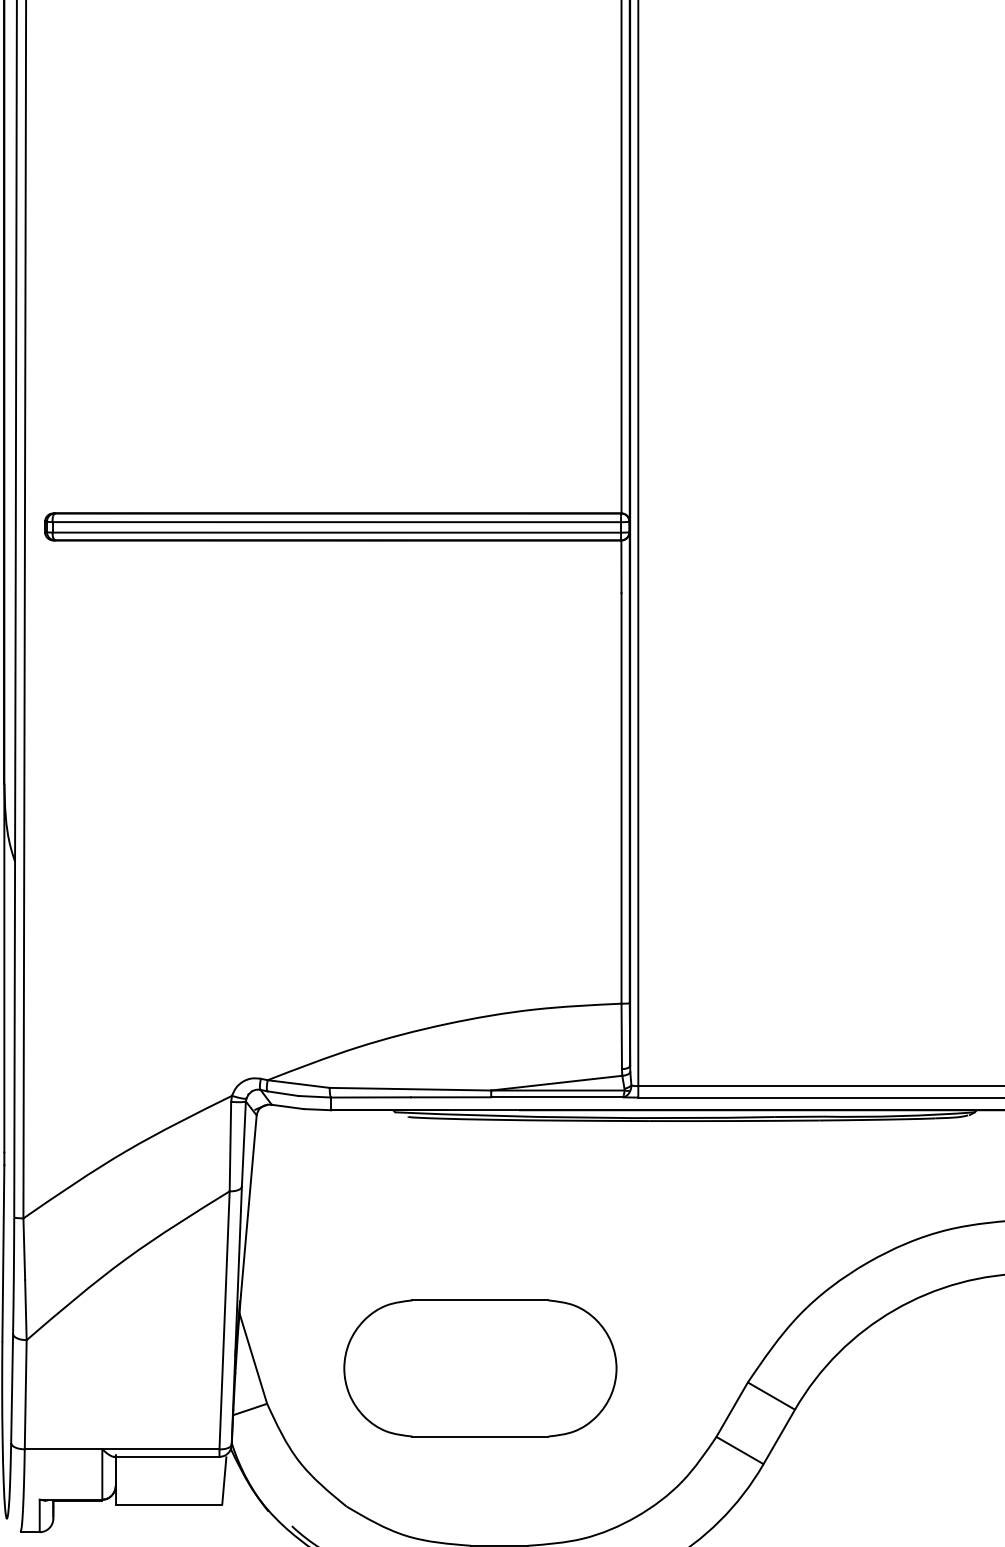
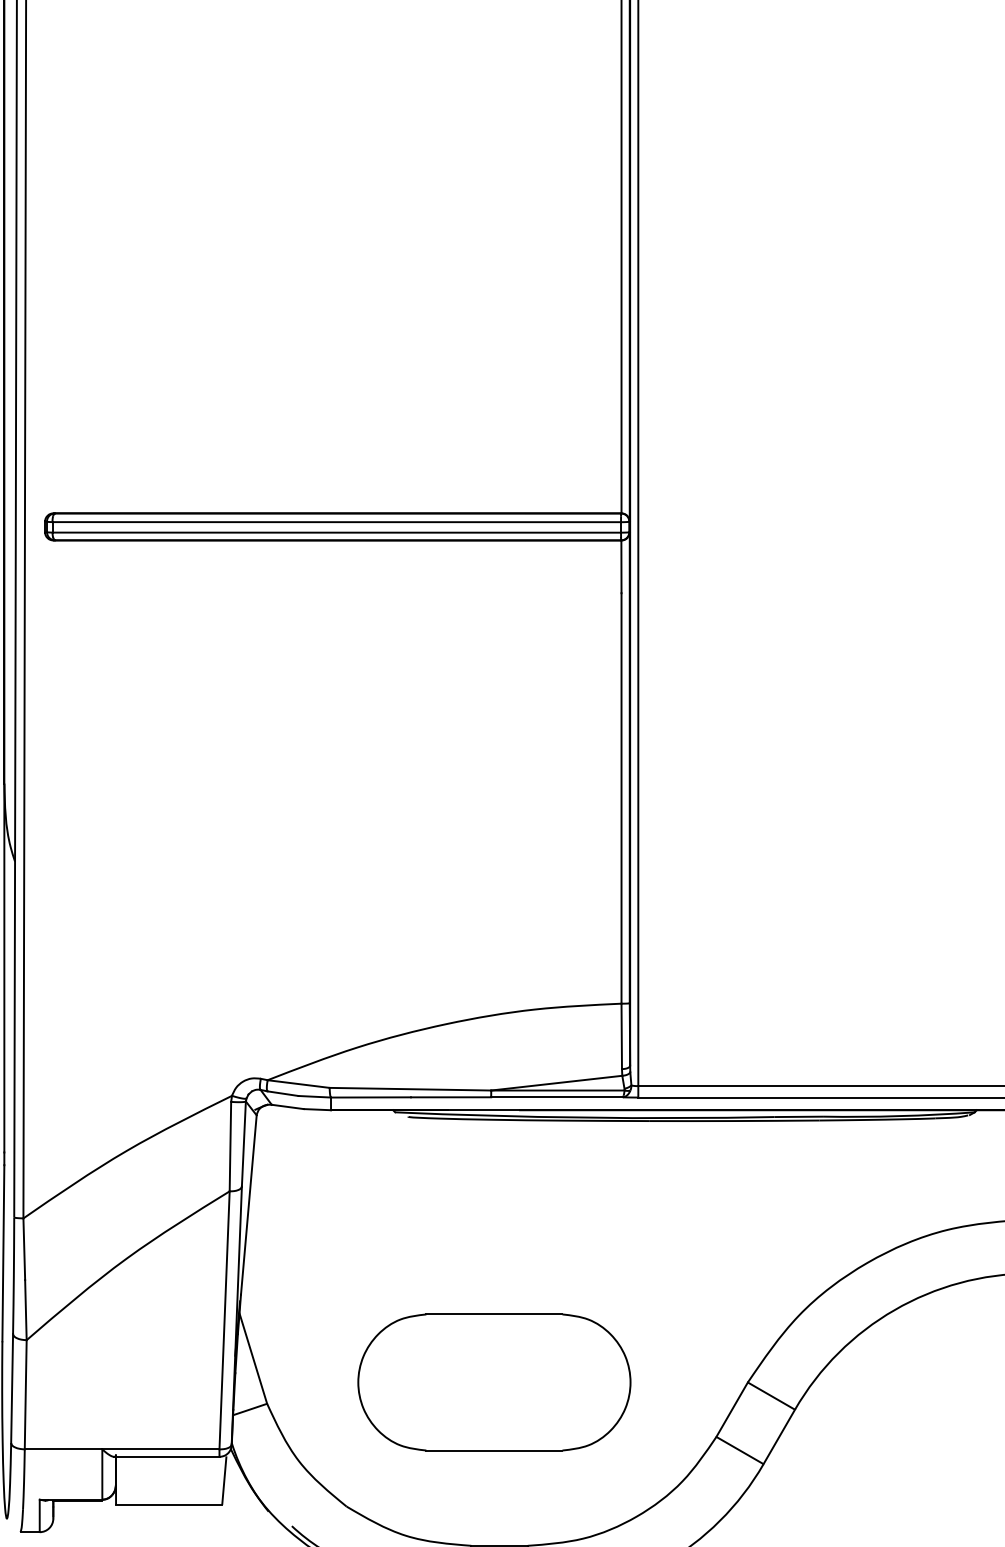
part position: (480, 1368) -> (494, 1382) (494, 1382)
